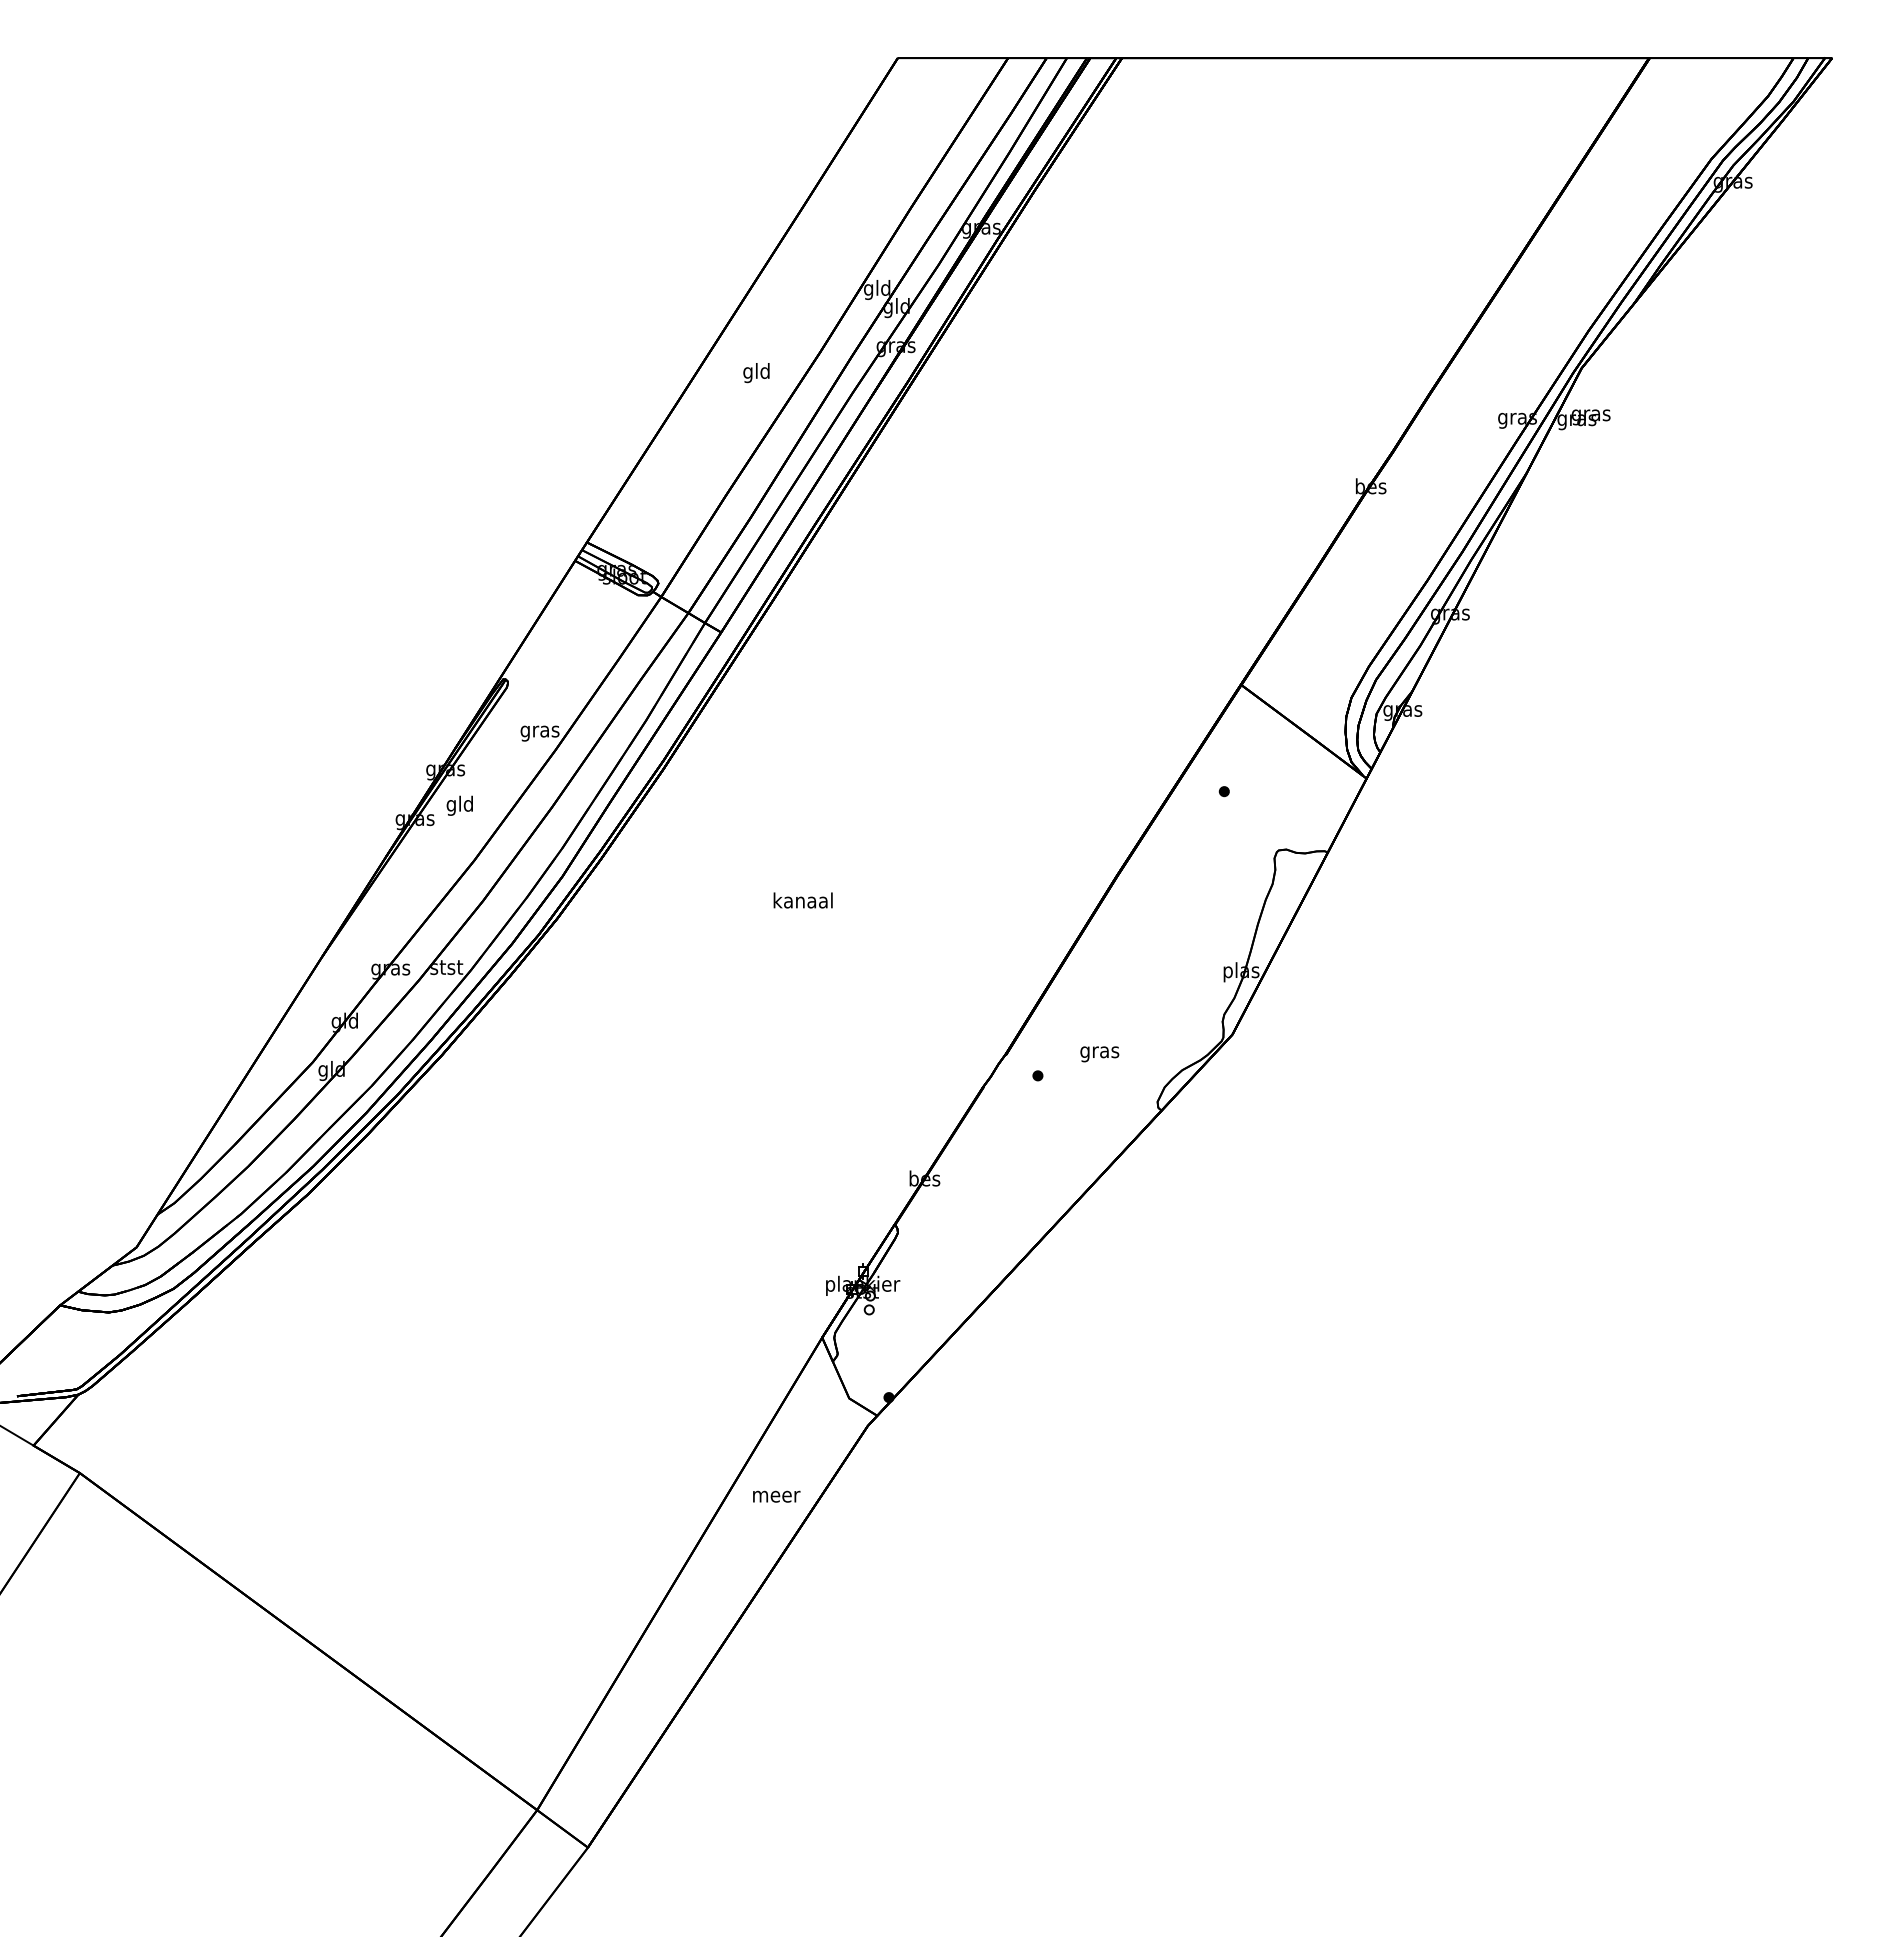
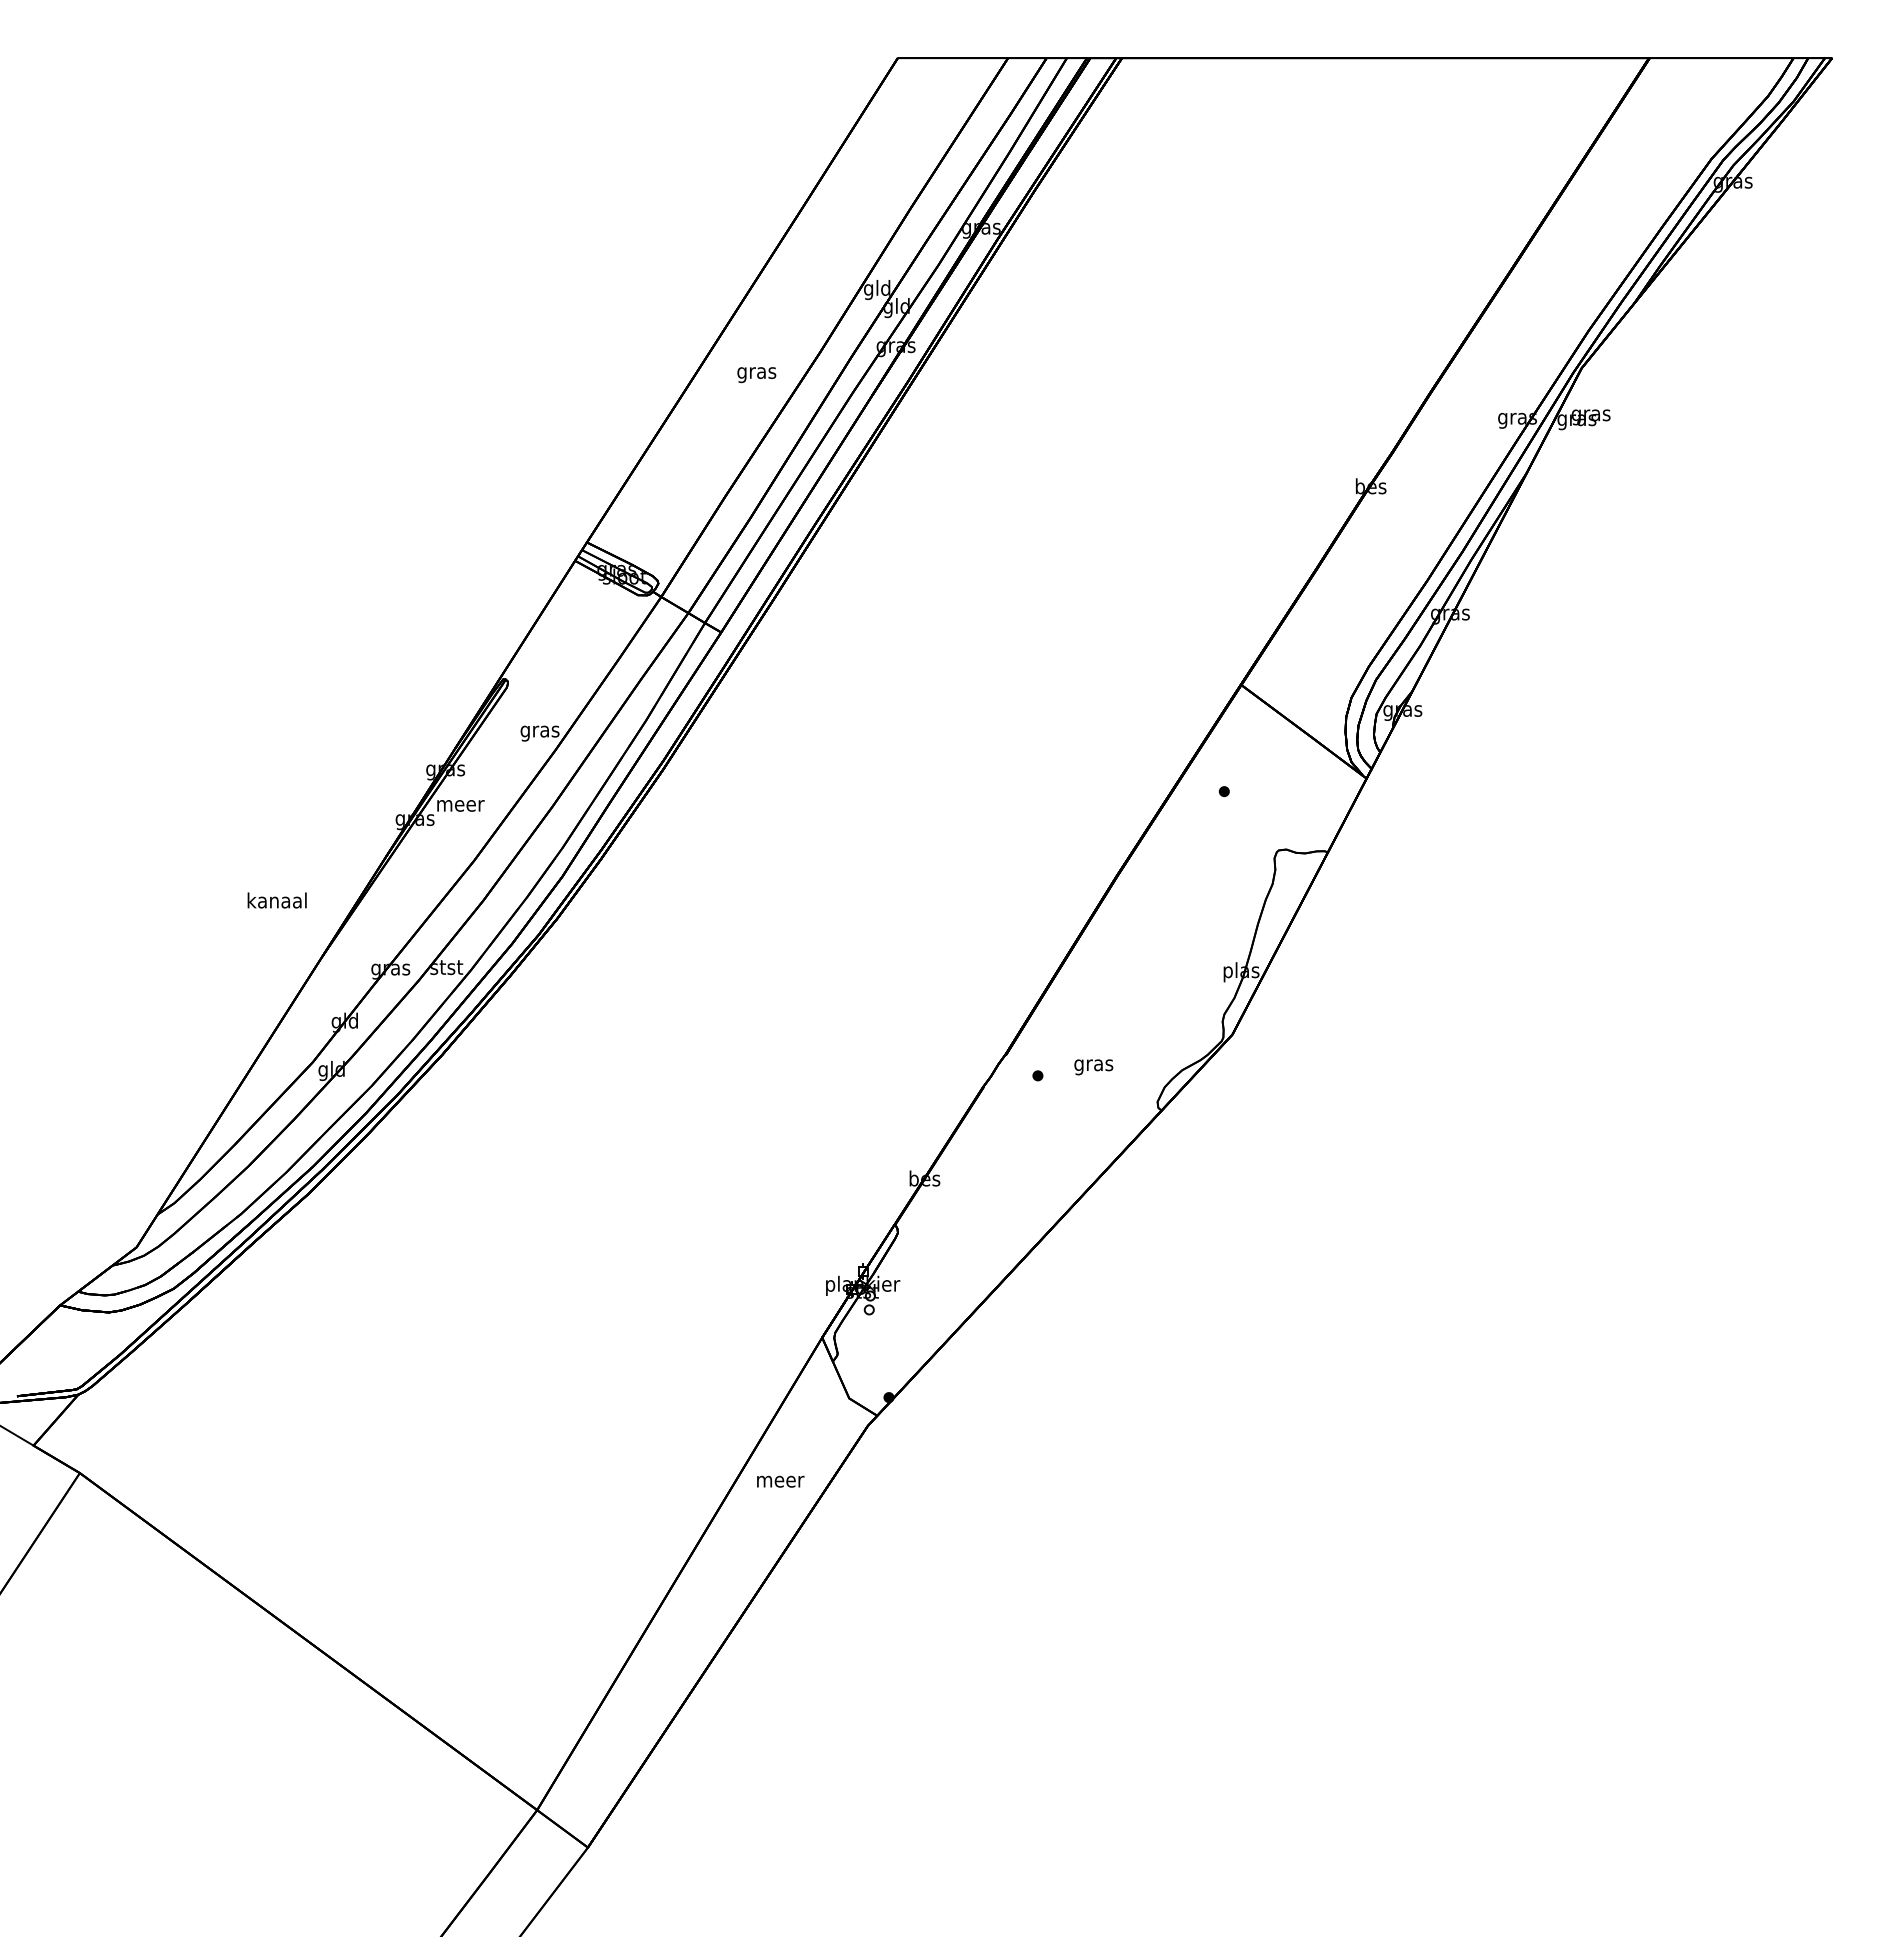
text: gld -> gras (756, 373)
text: gld -> meer (460, 805)
text position: (802, 900) -> (276, 900) (276, 900)
text position: (1099, 1054) -> (1093, 1067) (1093, 1067)
text position: (776, 1496) -> (780, 1481) (780, 1481)
